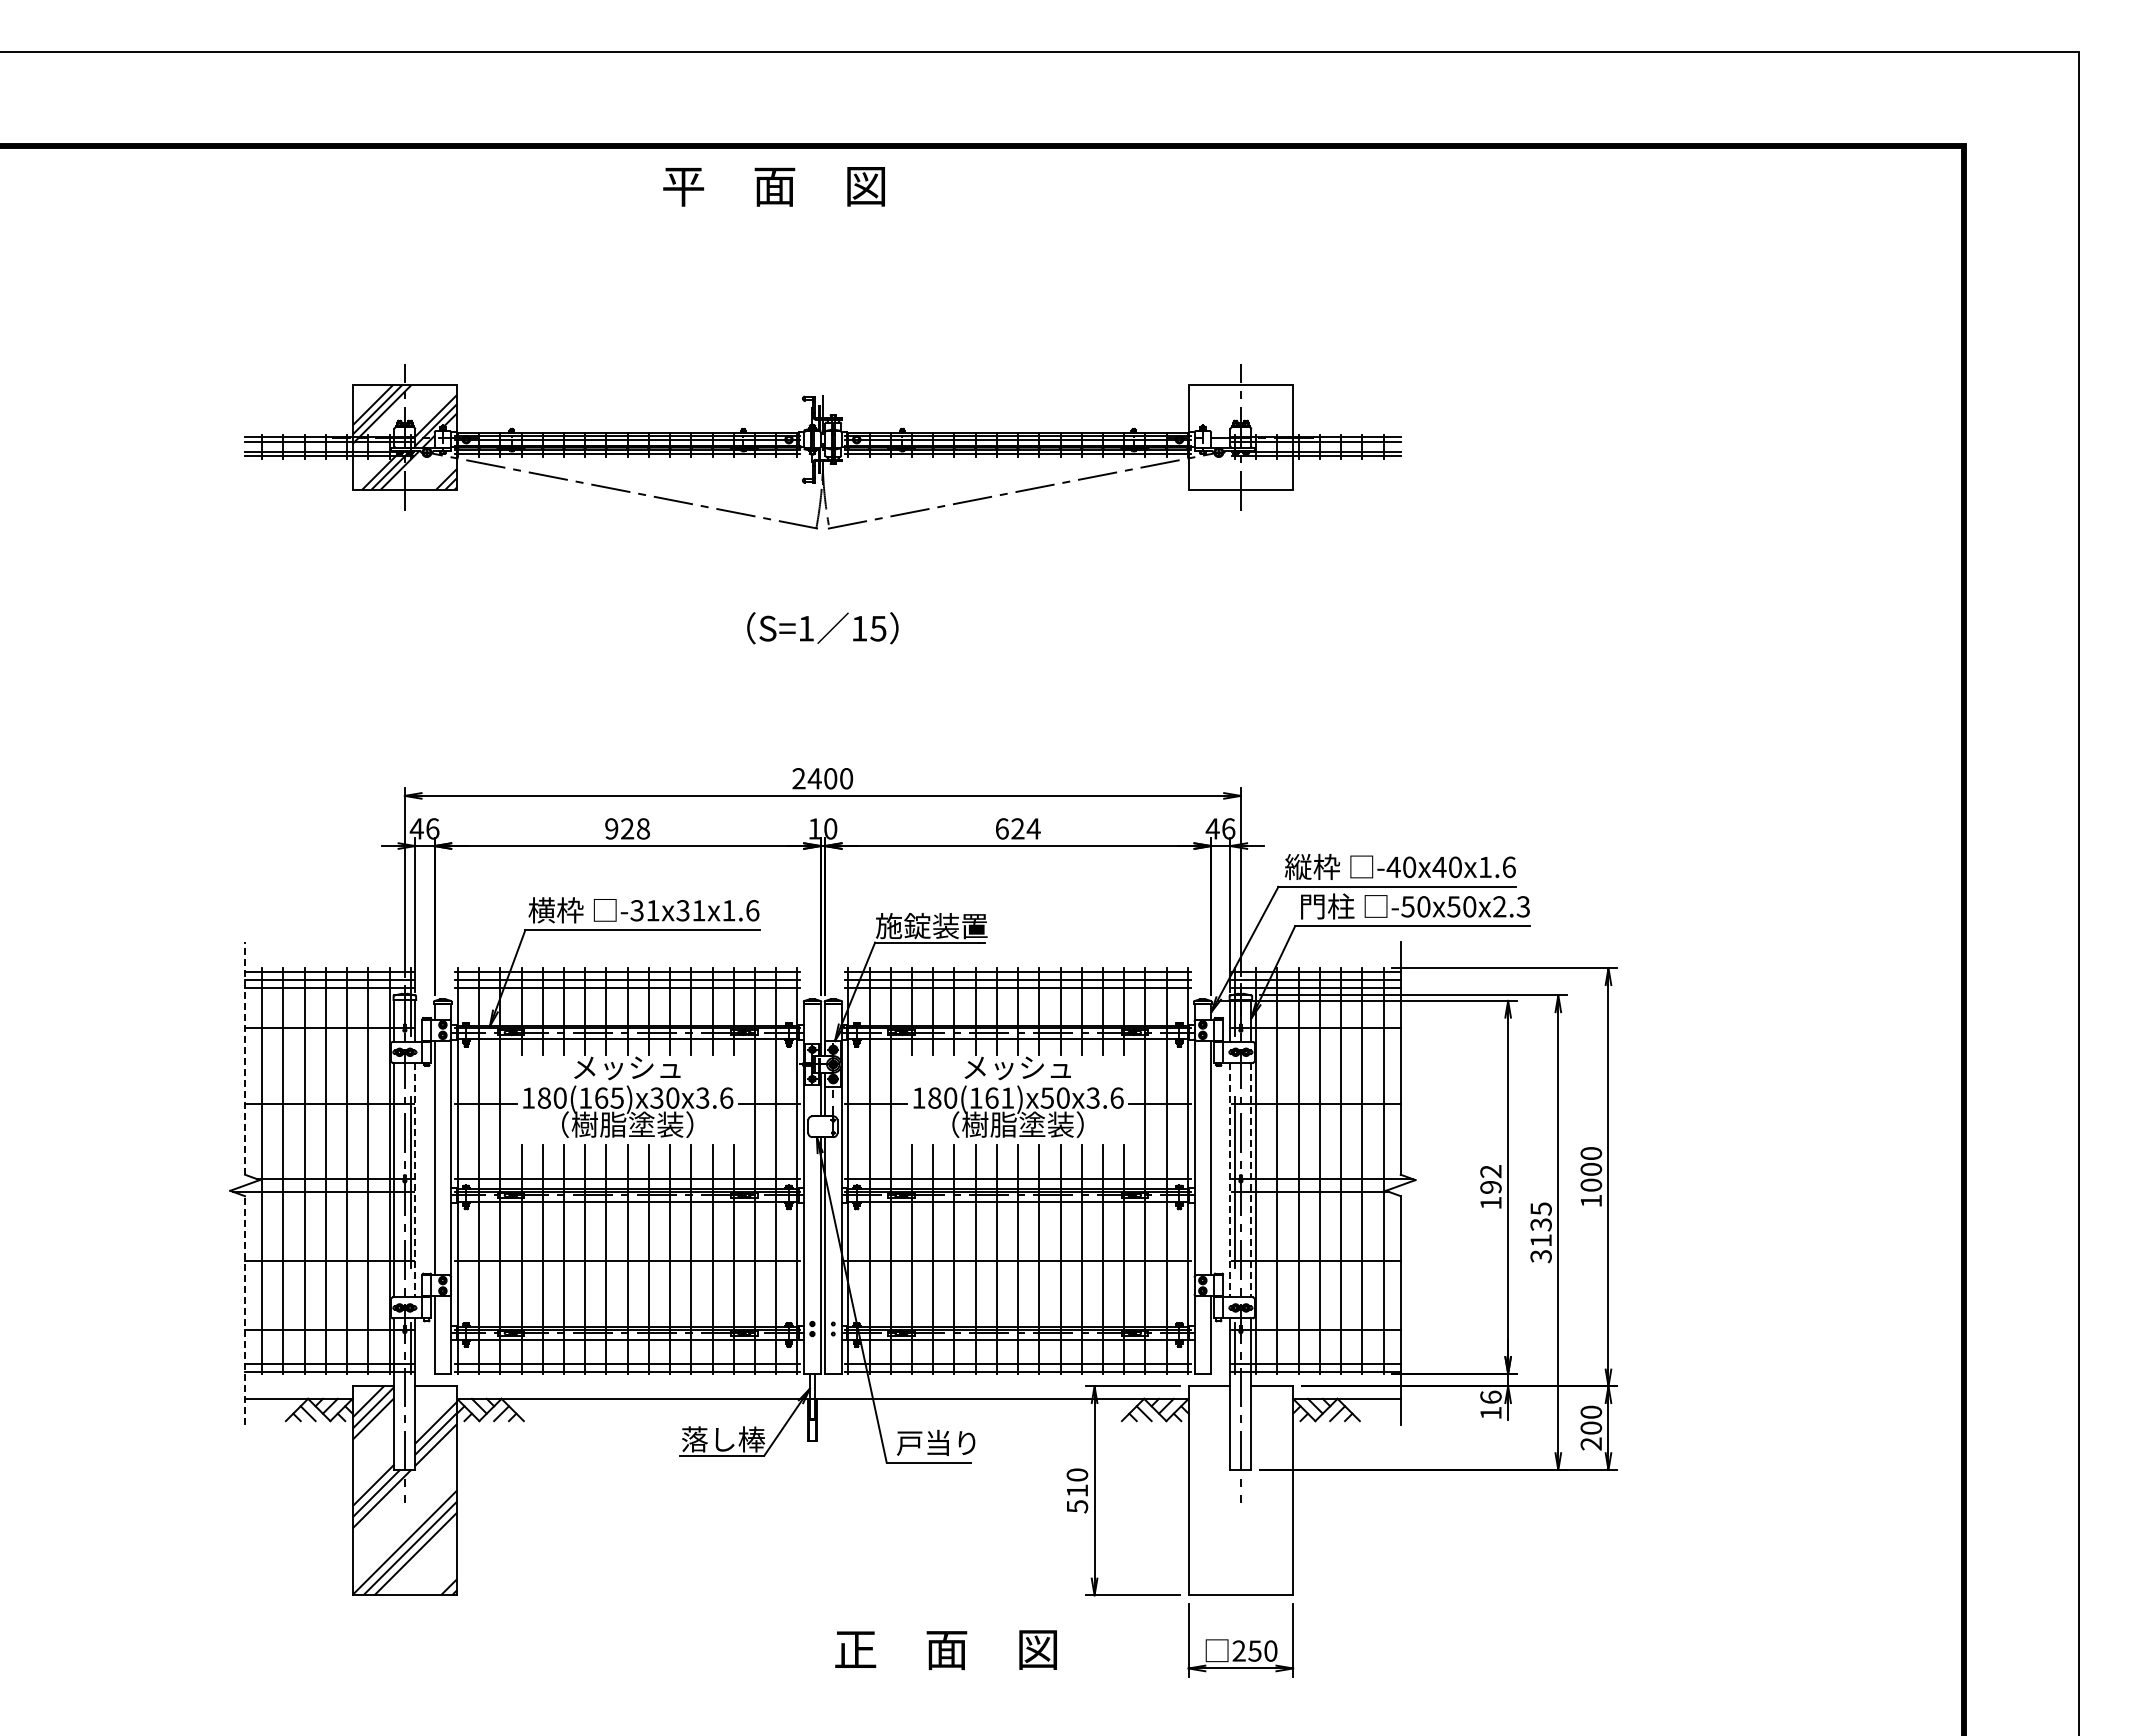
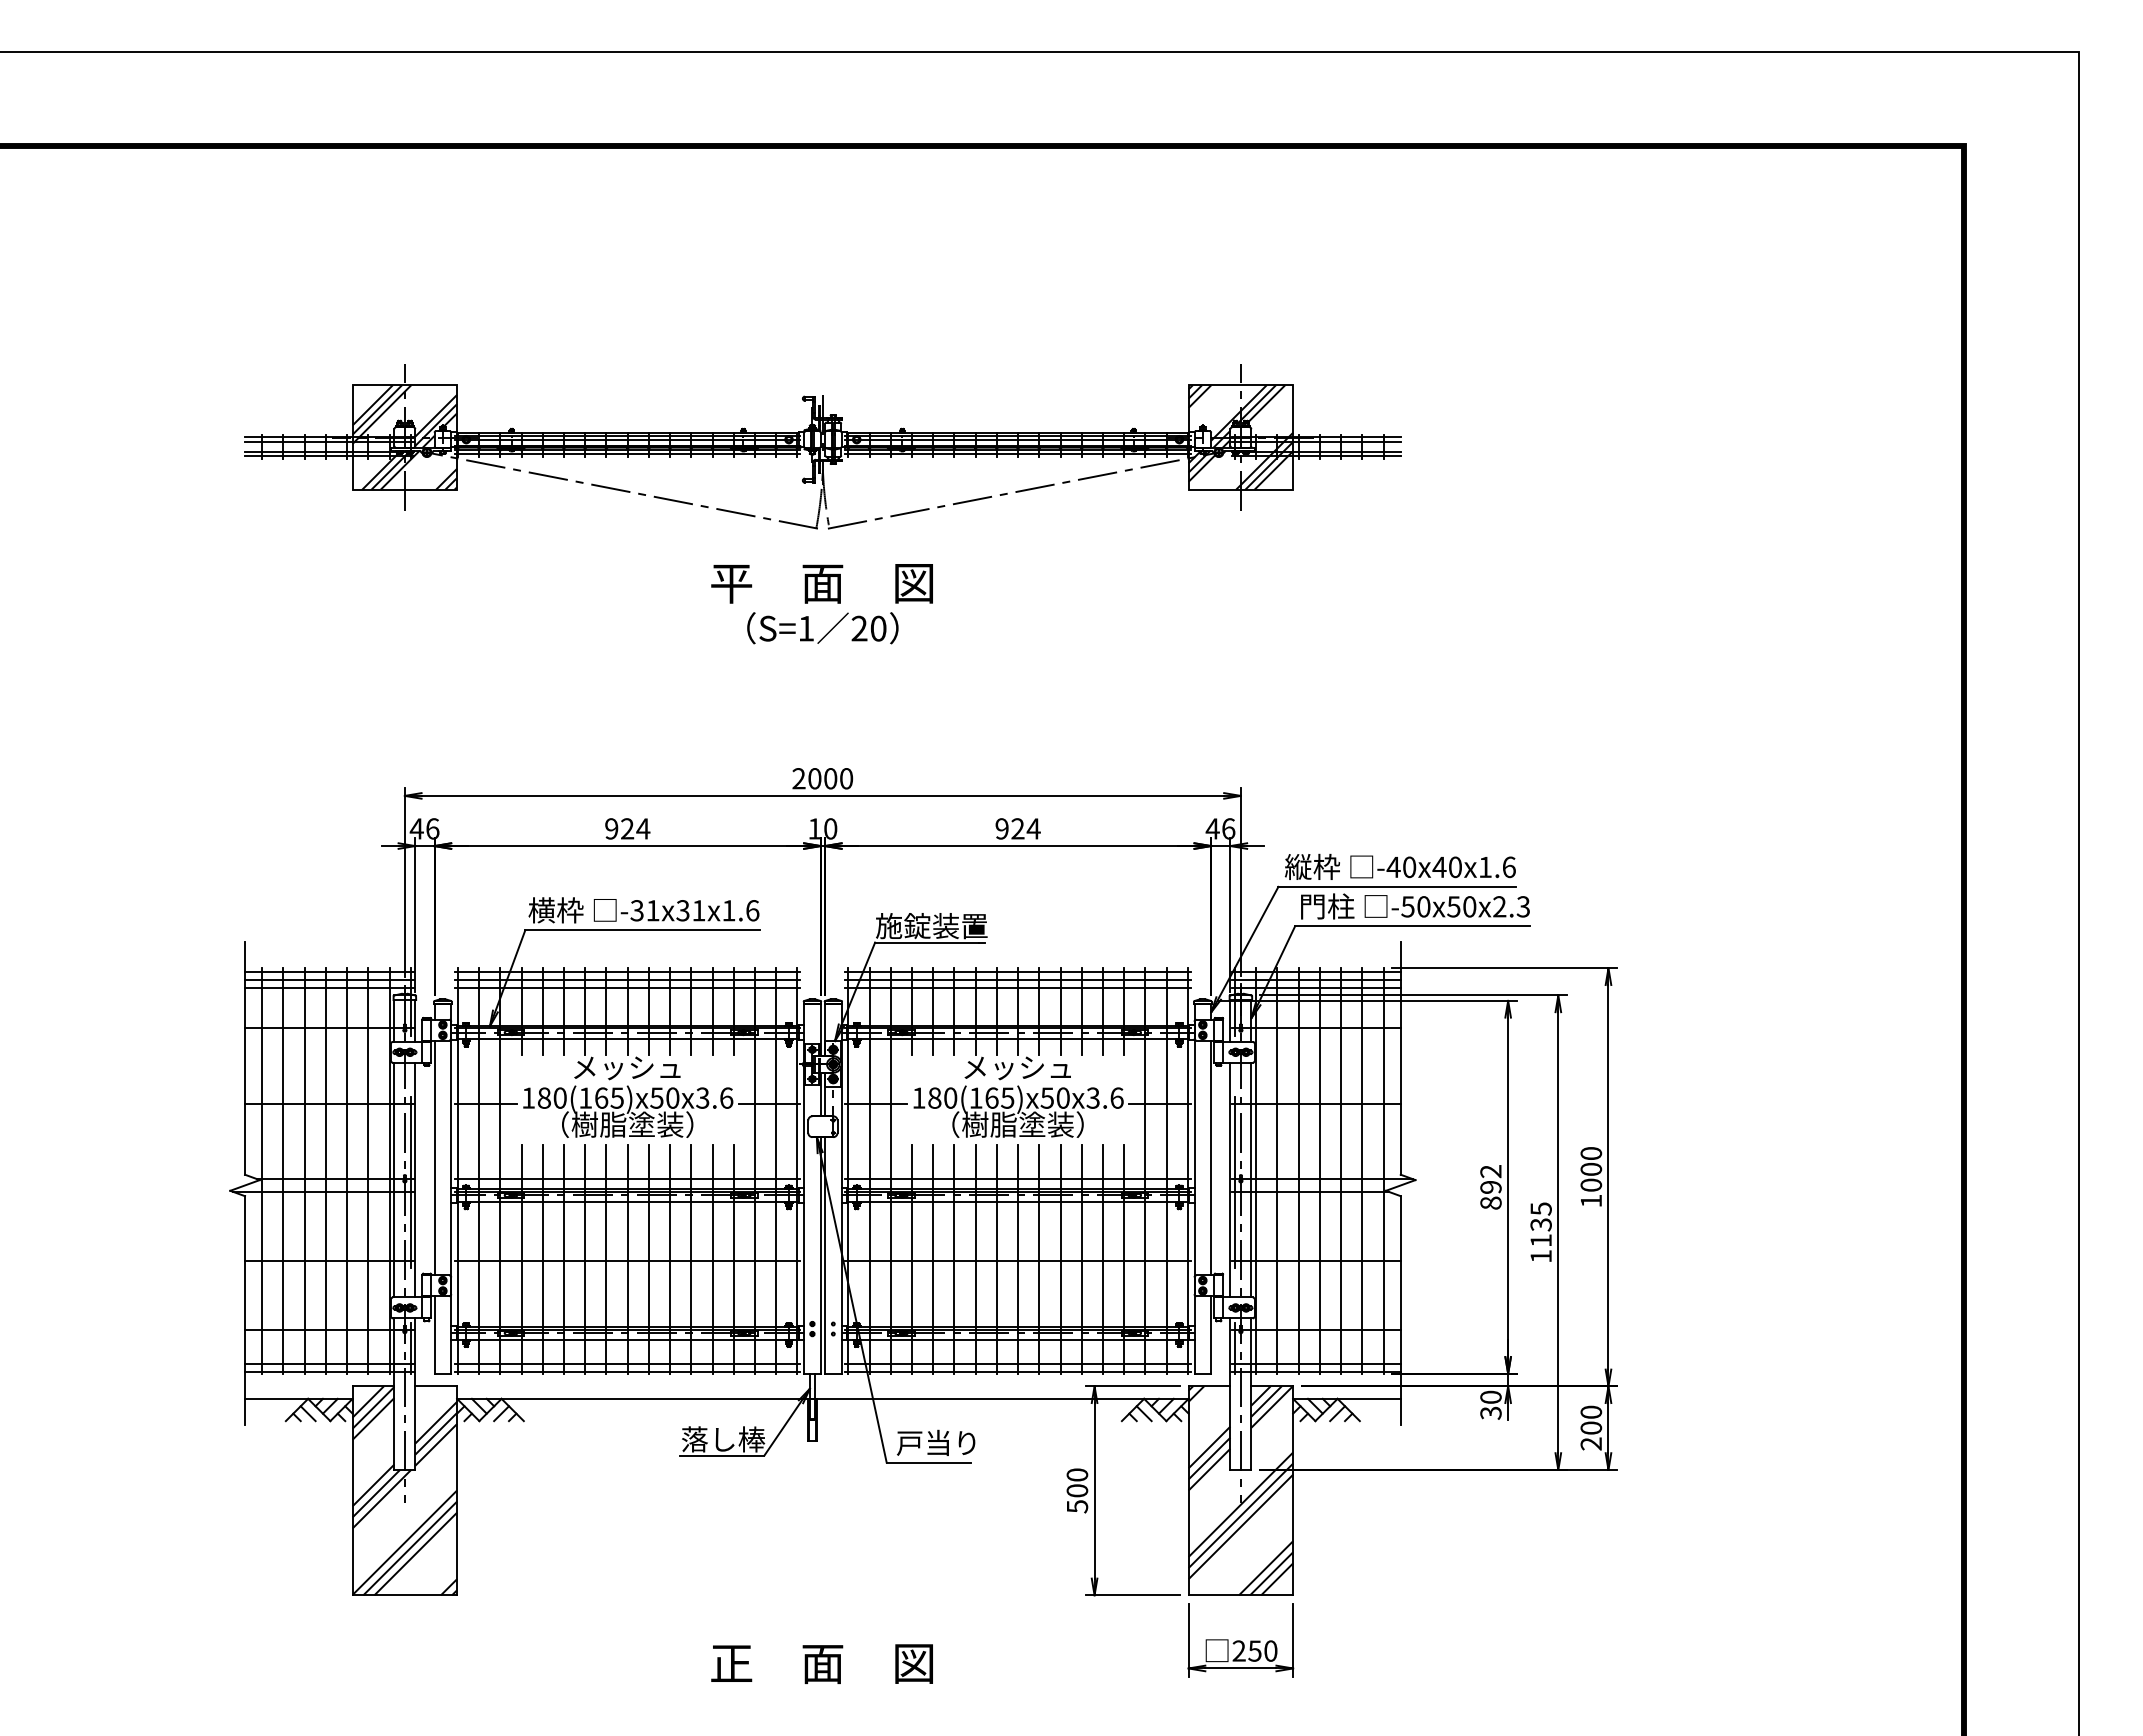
text position: (773, 186) -> (821, 583) (821, 583)
hatch: none -> present (1240, 437)
text: 15 -> 20 (868, 628)
text: 2400 -> 2000 (814, 778)
text: 928 -> 924 (643, 828)
text: 624 -> 924 (1001, 828)
line: dashed -> solid (245, 1057)
text: 180(165)x30x3.6 -> 180(165)x50x3.6 (656, 1097)
text: 180(161)x50x3.6 -> 180(165)x50x3.6 (1007, 1097)
line: dashed -> solid (415, 1180)
line: dashed -> solid (1230, 1180)
line: dashed -> solid (1251, 1180)
text: 192 -> 892 (1490, 1202)
text: 3135 -> 1135 (1540, 1256)
line: dashed -> solid (245, 1310)
text: 16 -> 30 (1490, 1404)
text: 510 -> 500 (1077, 1490)
hatch: none -> present (1240, 1490)
text position: (945, 1649) -> (821, 1663) (821, 1663)
